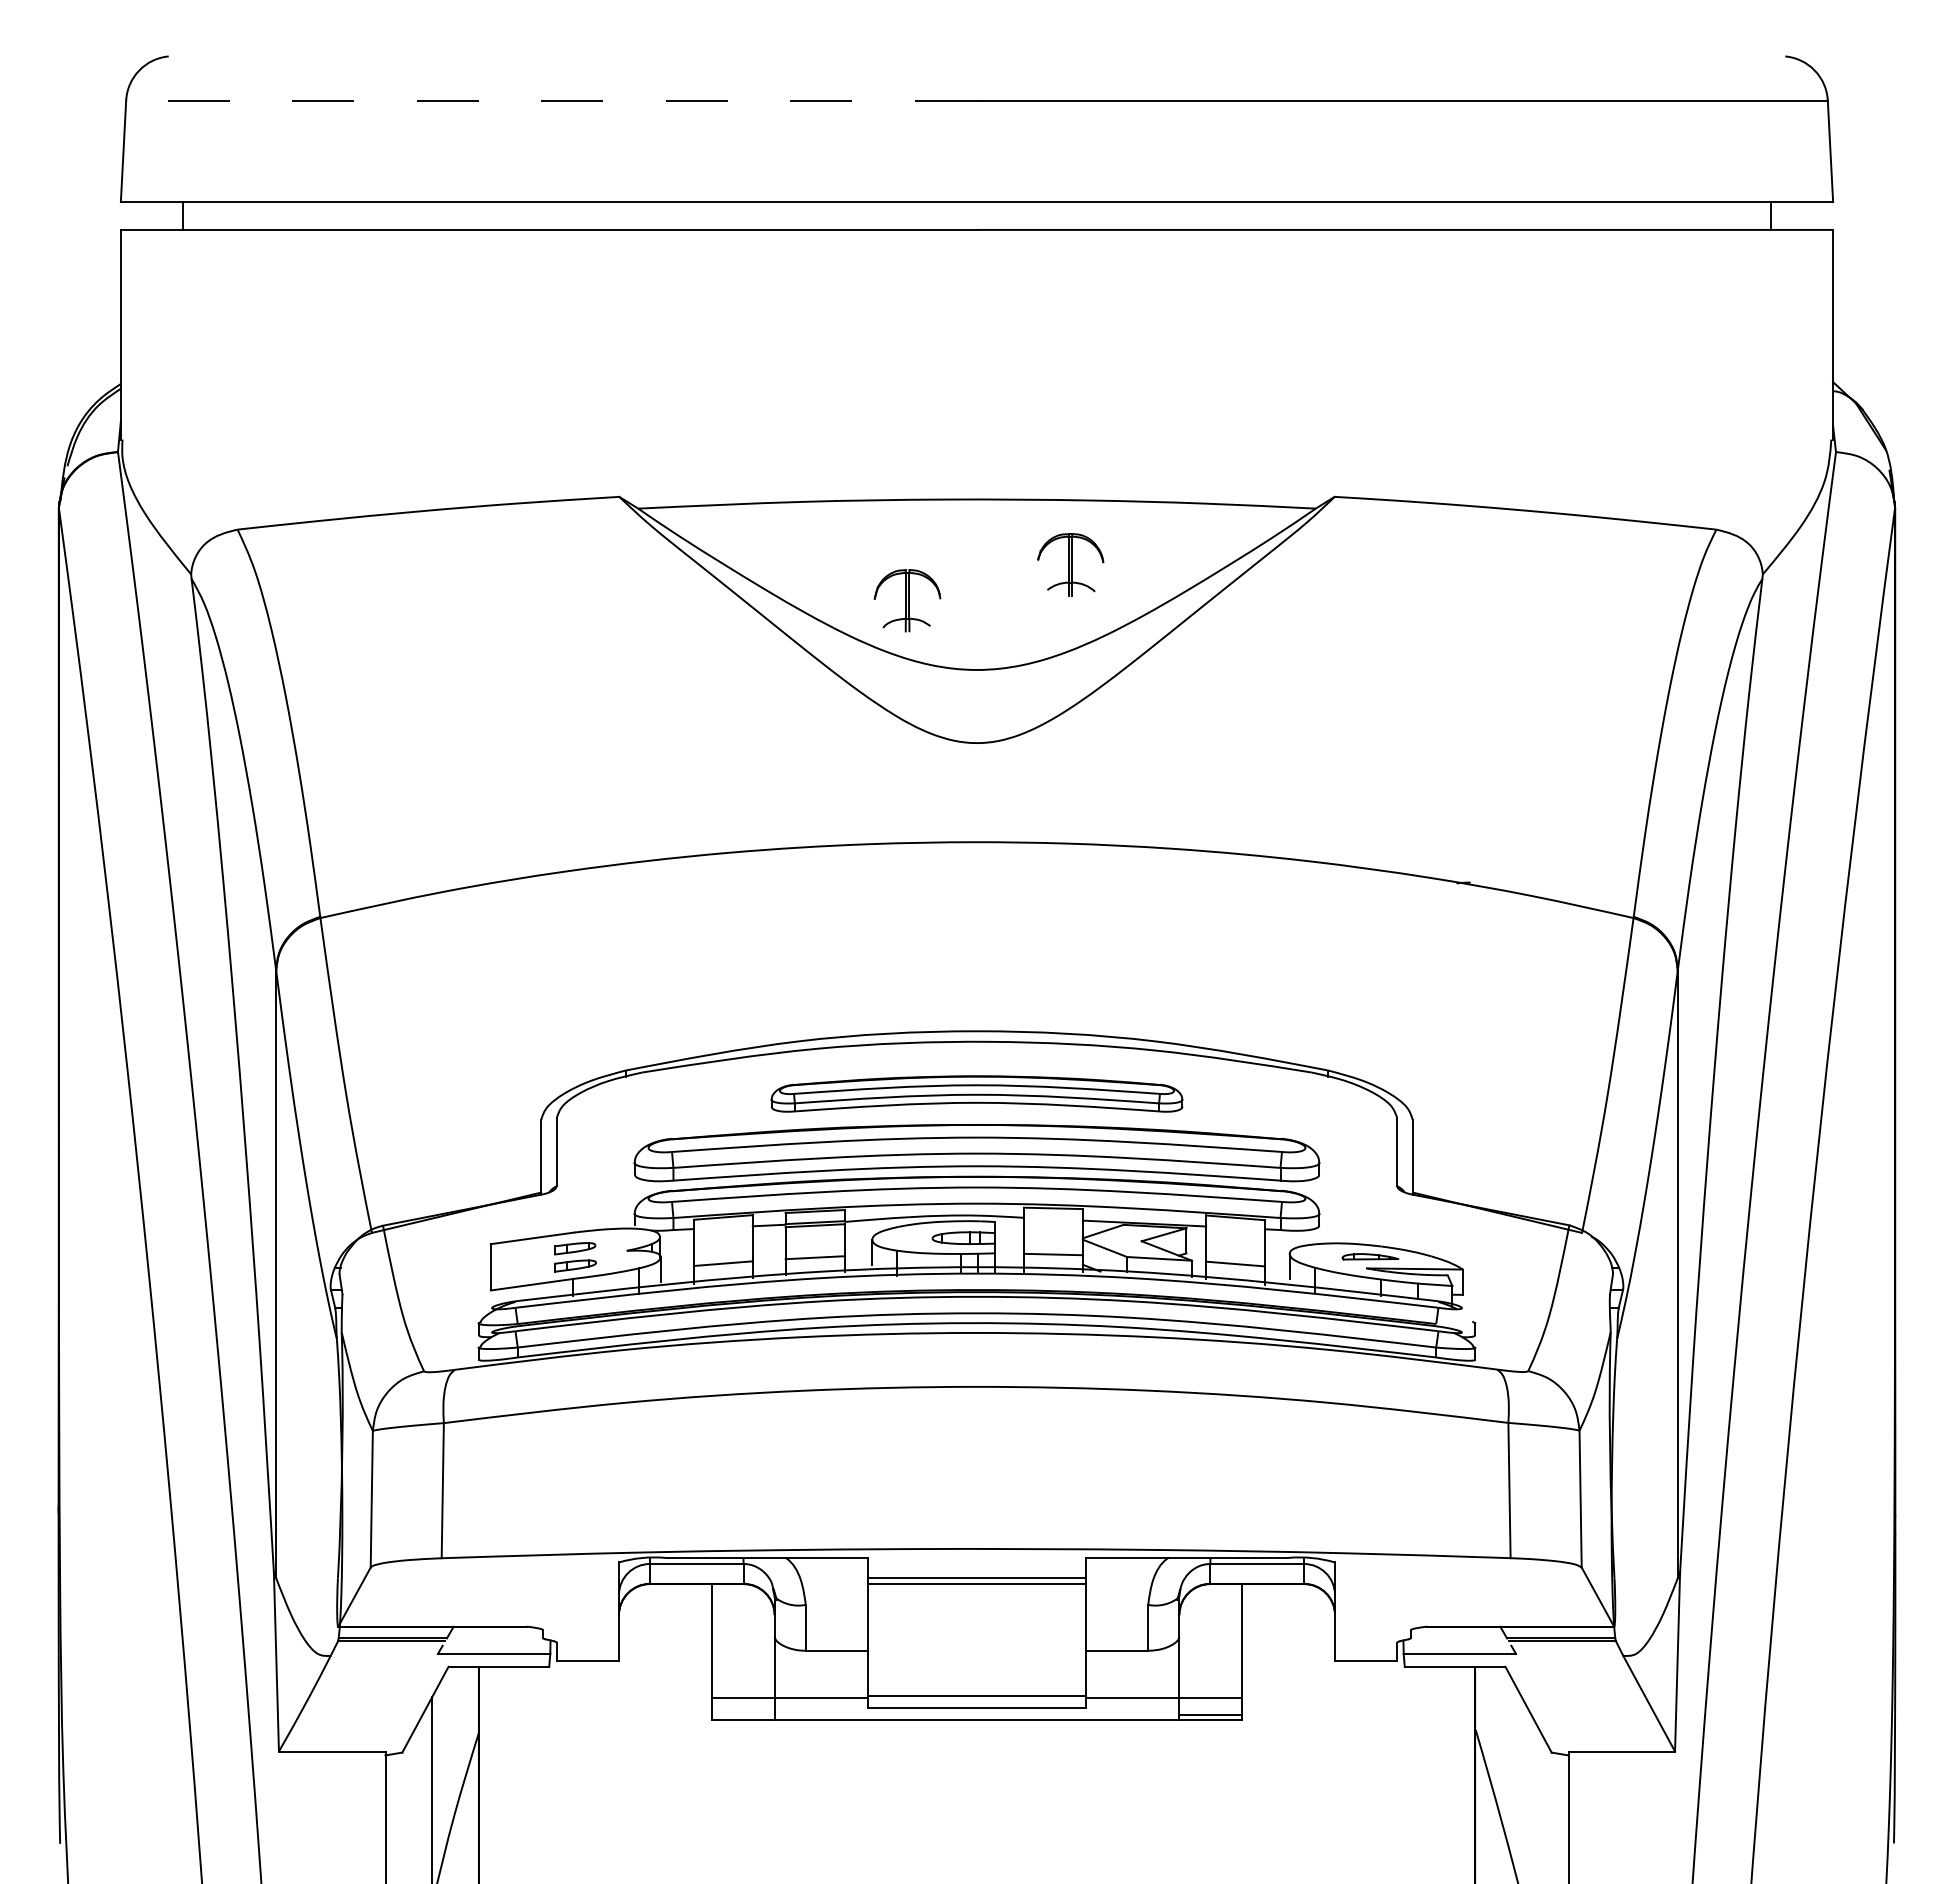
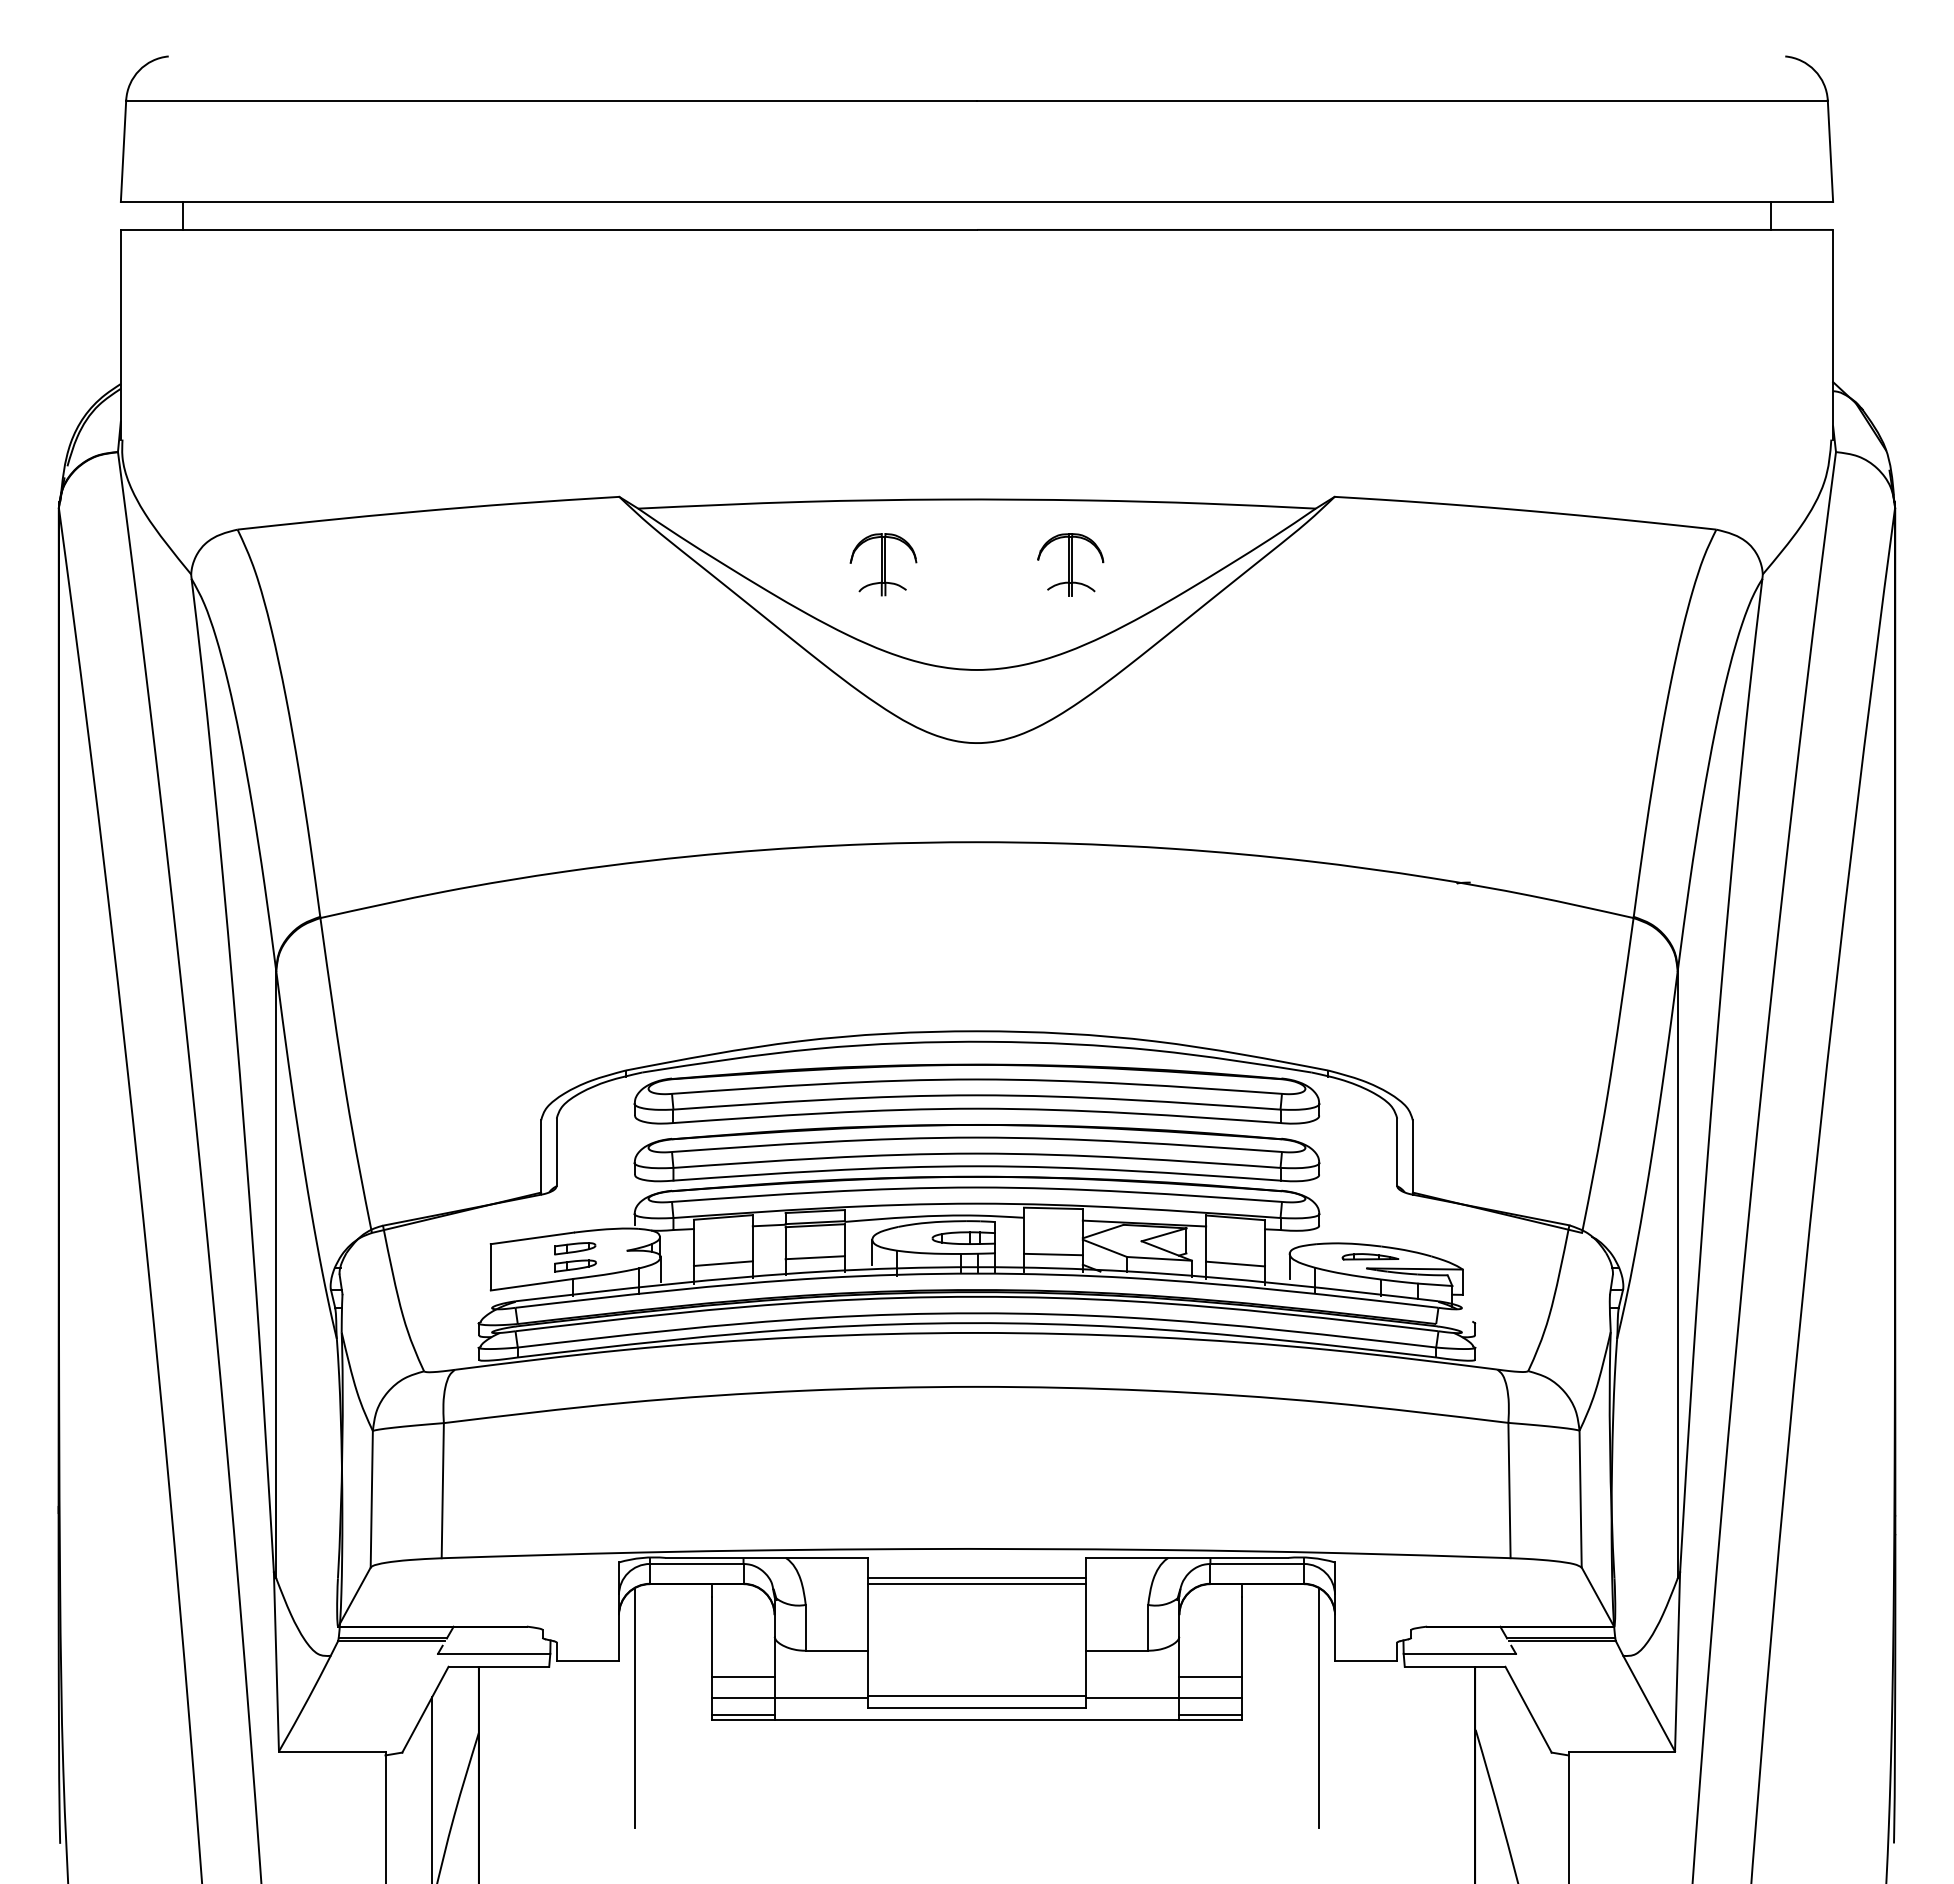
line: dashed -> solid (551, 100)
part position: (907, 600) -> (883, 564) (883, 564)
part size: 414x38 px -> 688x62 px (976, 1093)
line: none -> present (743, 1676)
line: none -> present (1210, 1676)
line: none -> present (1319, 1707)
line: none -> present (634, 1708)
line: none -> present (743, 1715)
